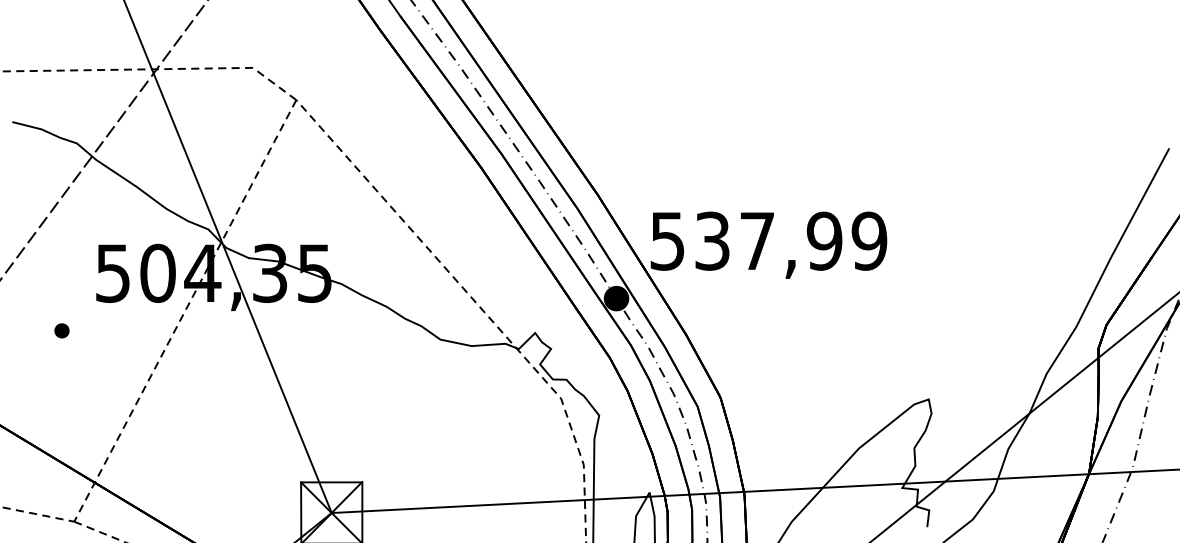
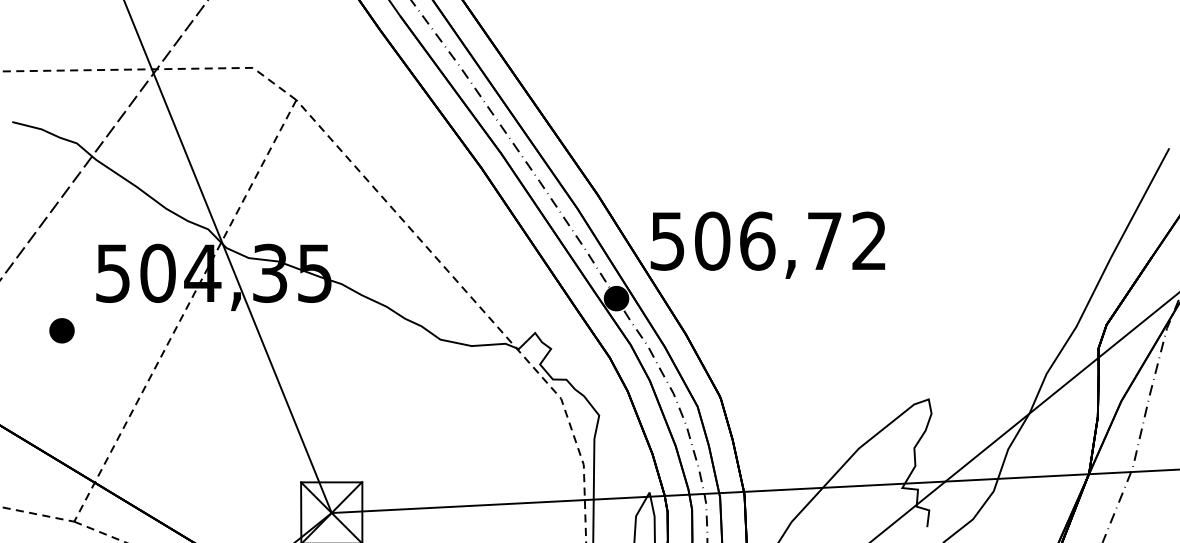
text: 537,99 -> 506,72 (791, 240)
part size: 16x16 px -> 26x26 px (61, 330)
